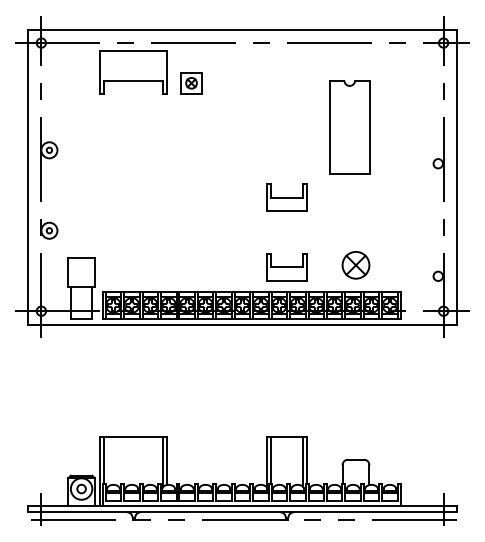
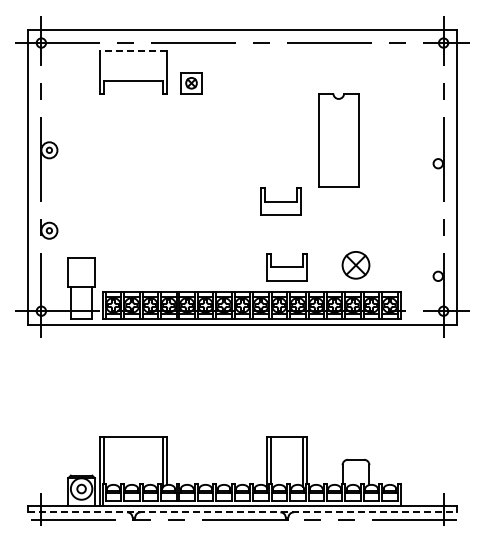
line: solid -> dashed (133, 51)
part position: (349, 127) -> (338, 140) (338, 140)
part position: (286, 197) -> (280, 201) (280, 201)
line: solid -> dashed (242, 512)
